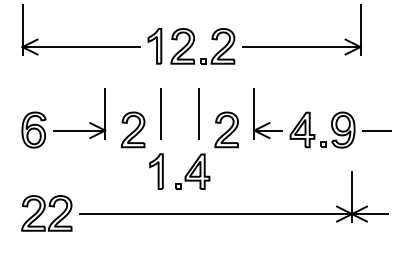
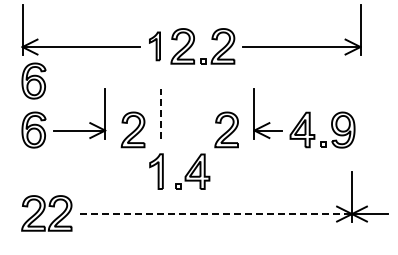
part size: 16x37 px -> 12x31 px (154, 46)
part: none -> present (33, 80)
line: solid -> dashed (160, 113)
line: present -> none (198, 113)
line: present -> none (376, 130)
line: solid -> dashed (216, 214)
